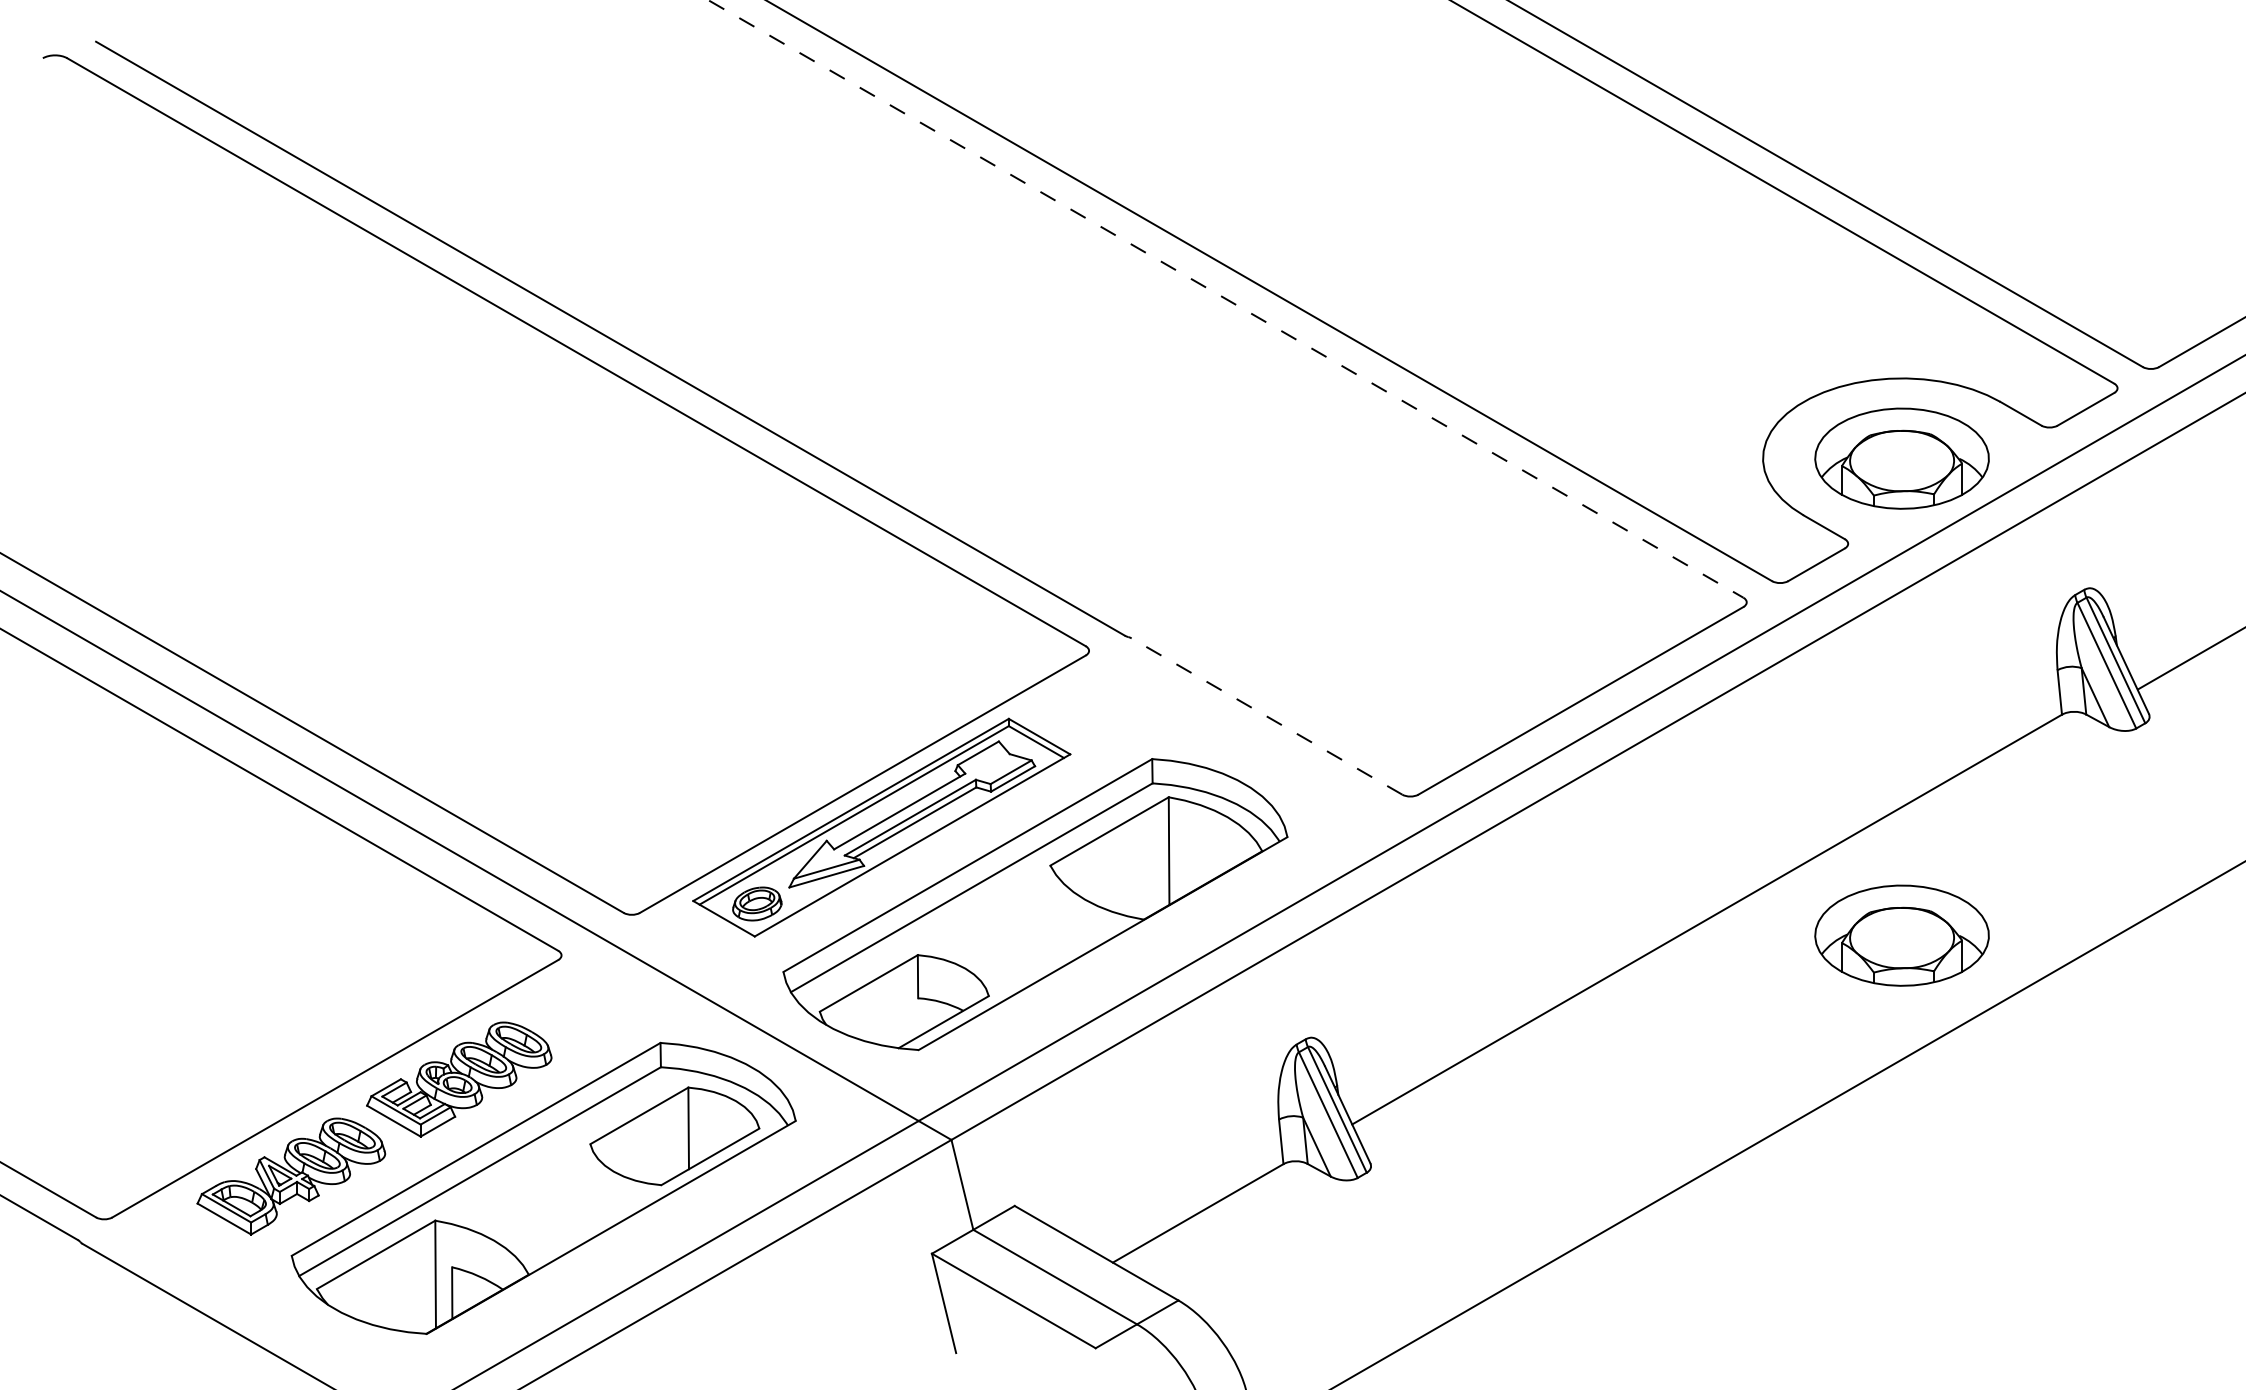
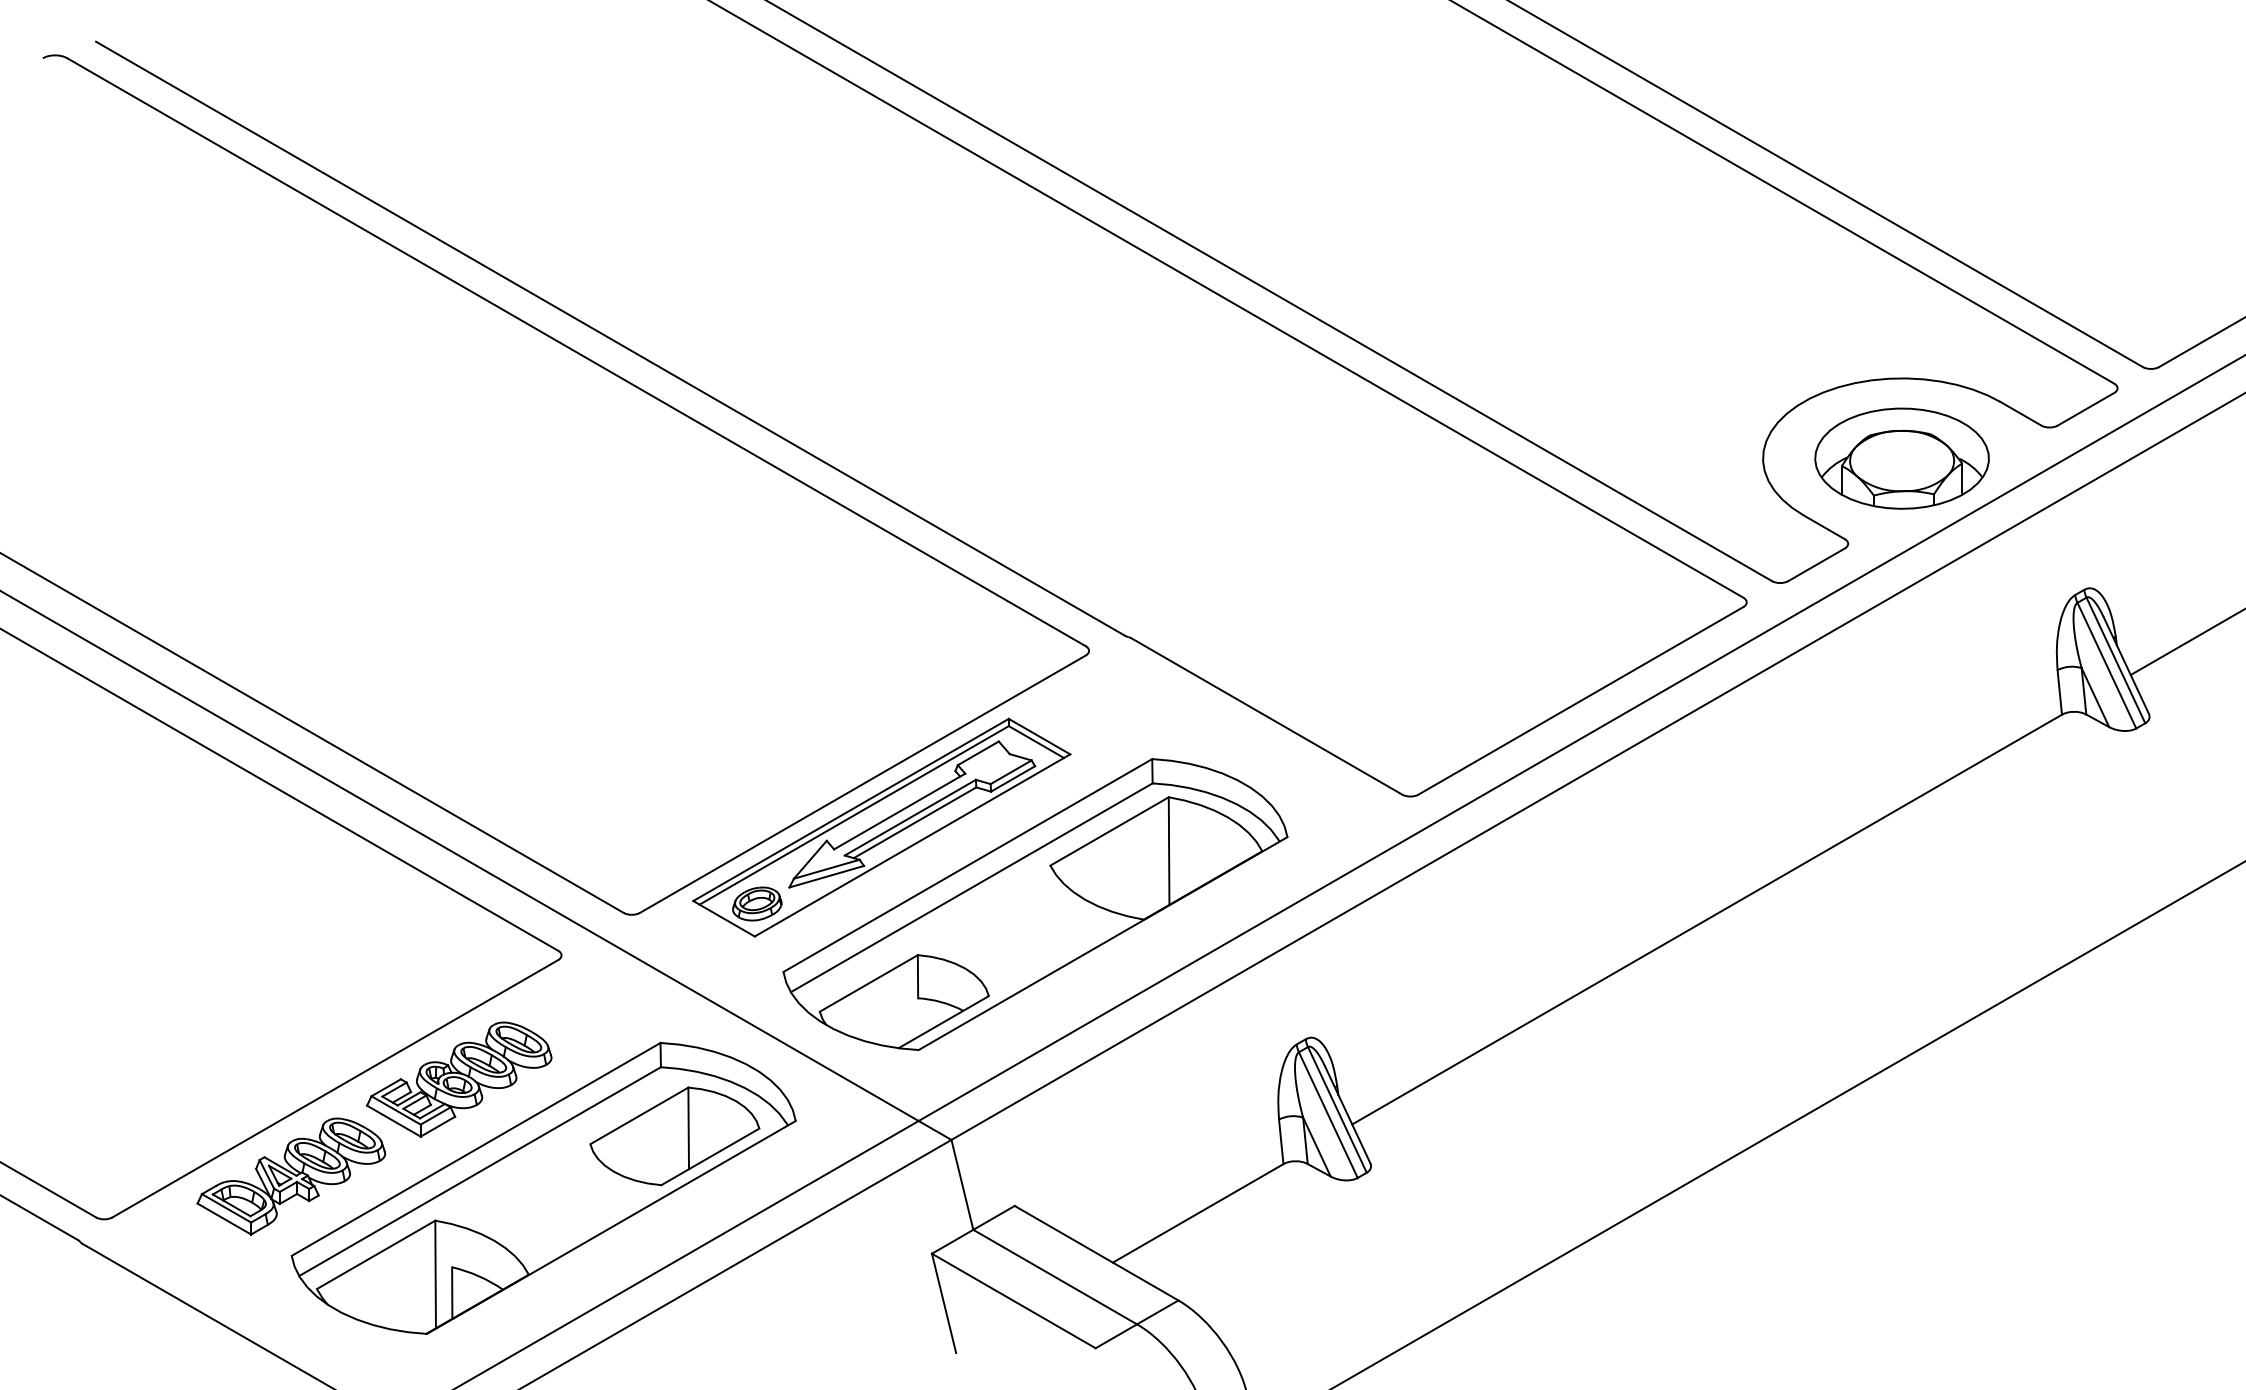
line: dashed -> solid (1226, 299)
line position: (2190, 658) -> (2186, 642) (2186, 642)
line: dashed -> solid (1266, 716)
part: present -> none (1901, 935)
